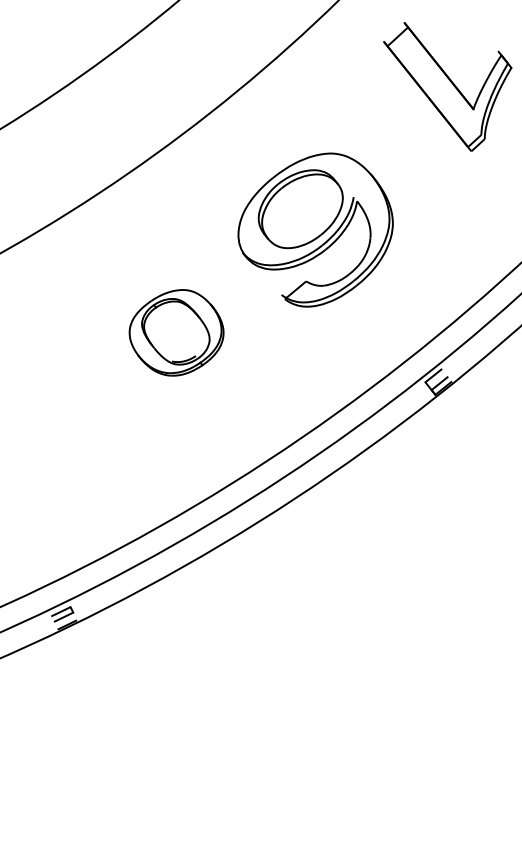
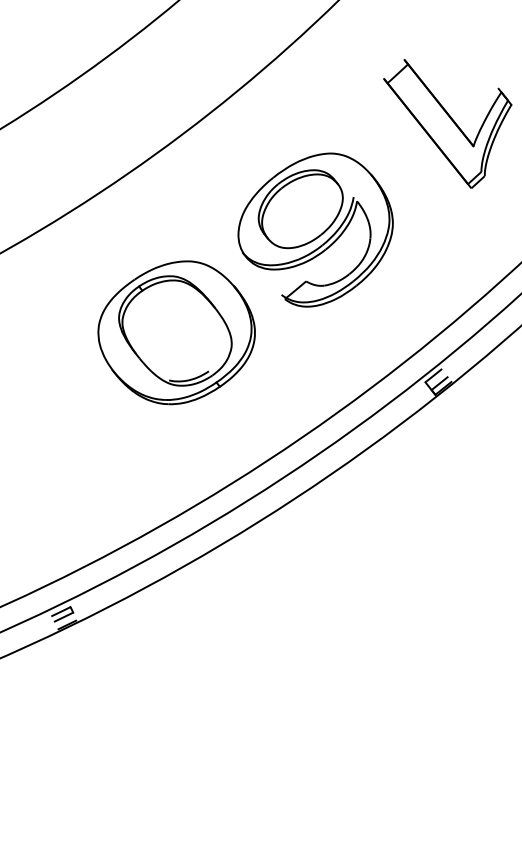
part position: (447, 86) -> (447, 123) (447, 123)
part size: 97x88 px -> 159x146 px (176, 332)
